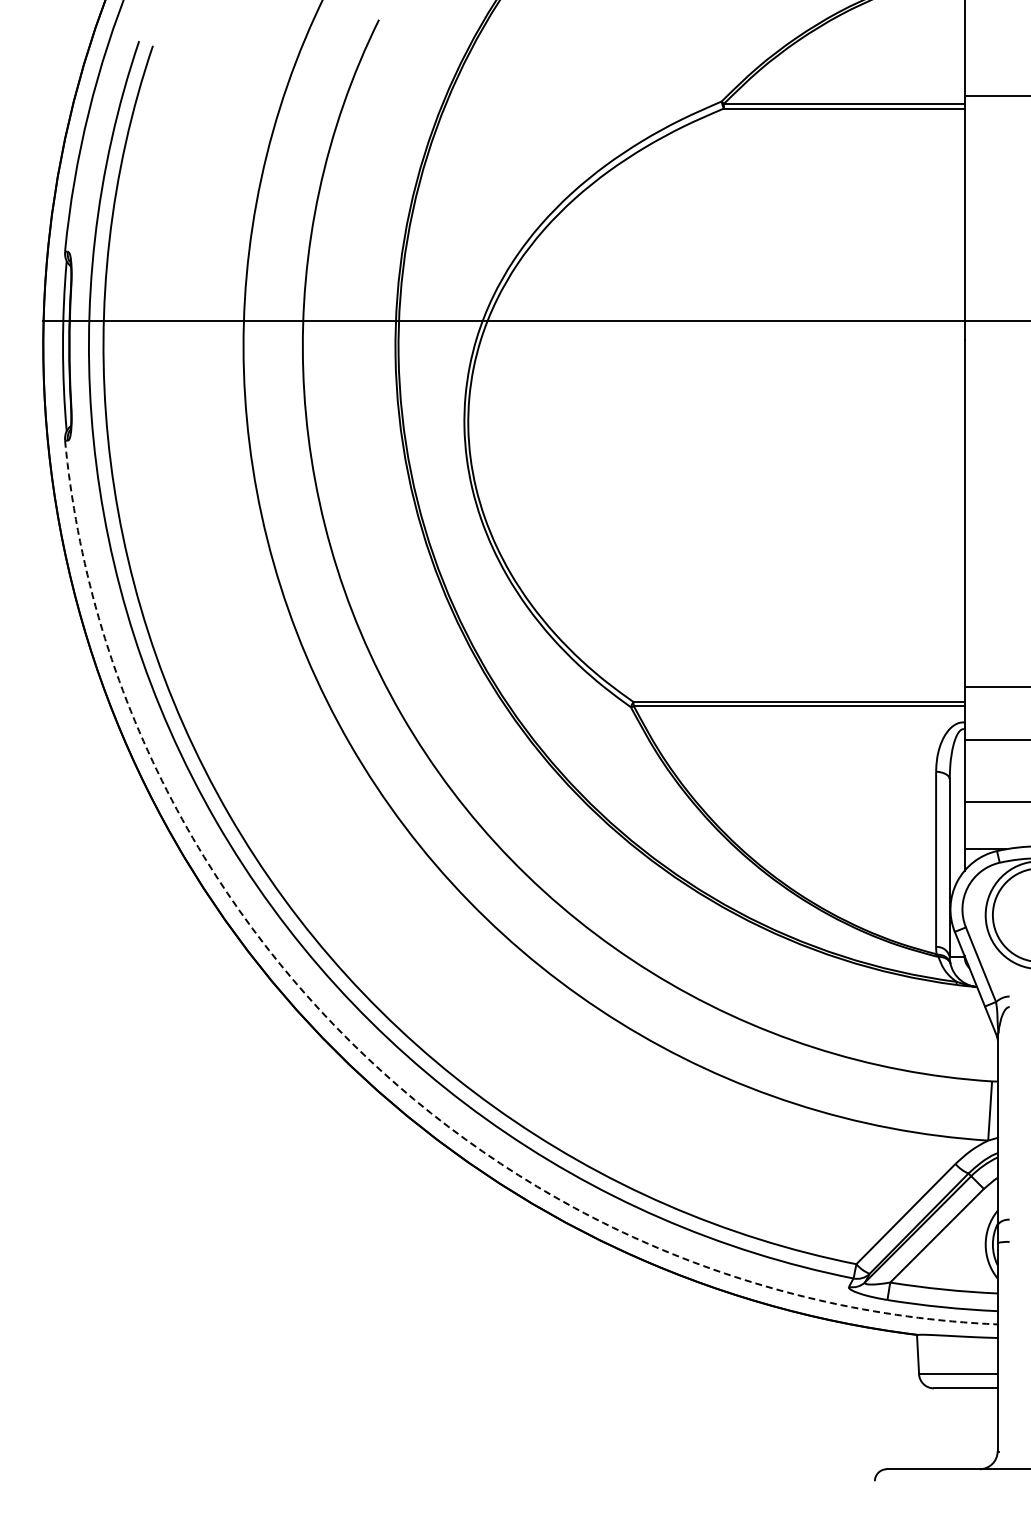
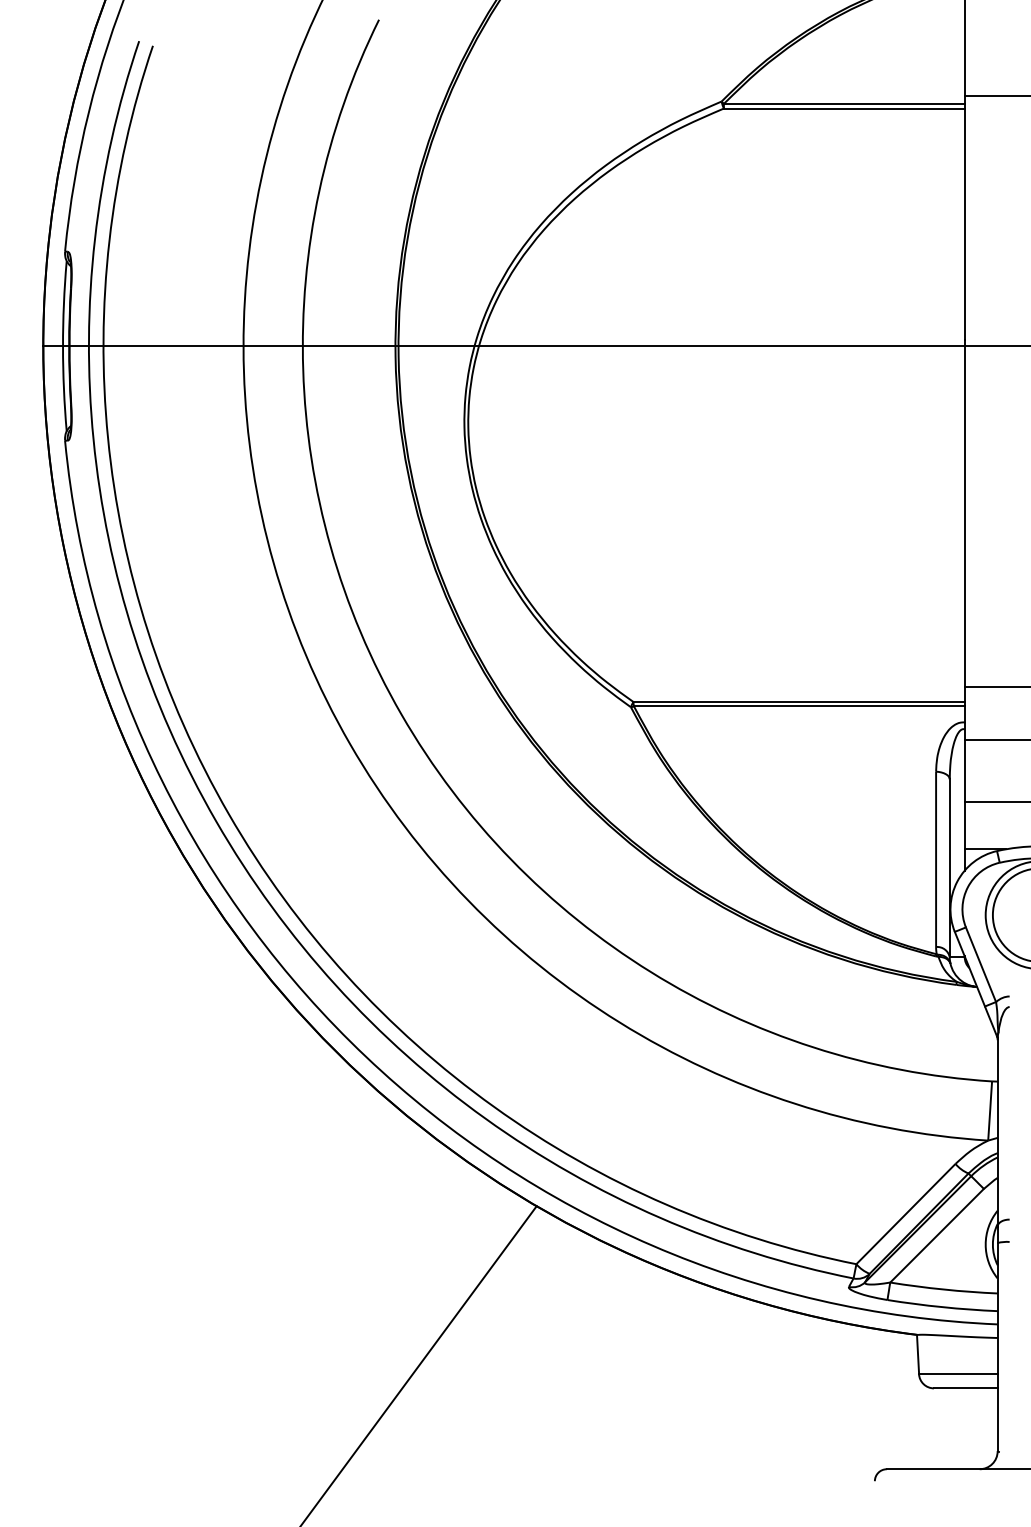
line position: (535, 321) -> (535, 346) (535, 346)
arc: dashed -> solid (366, 1056)
line: none -> present (419, 1364)
